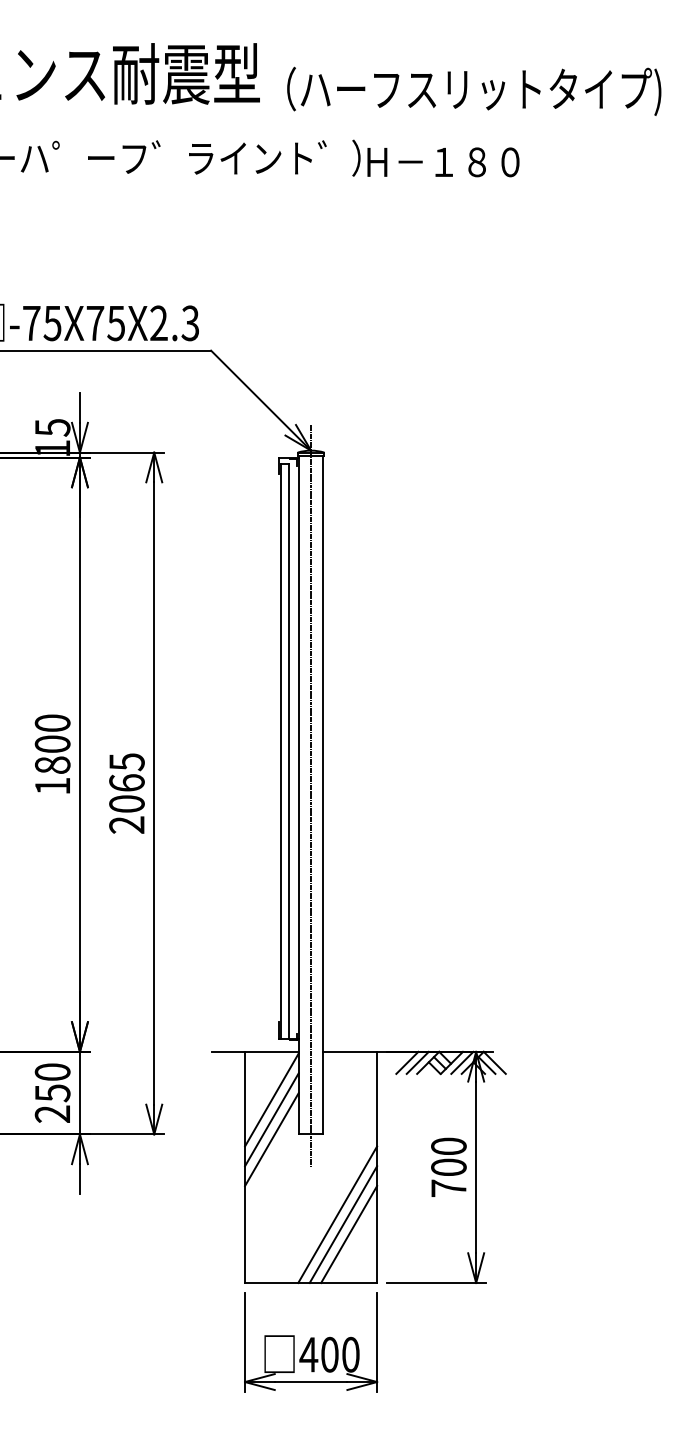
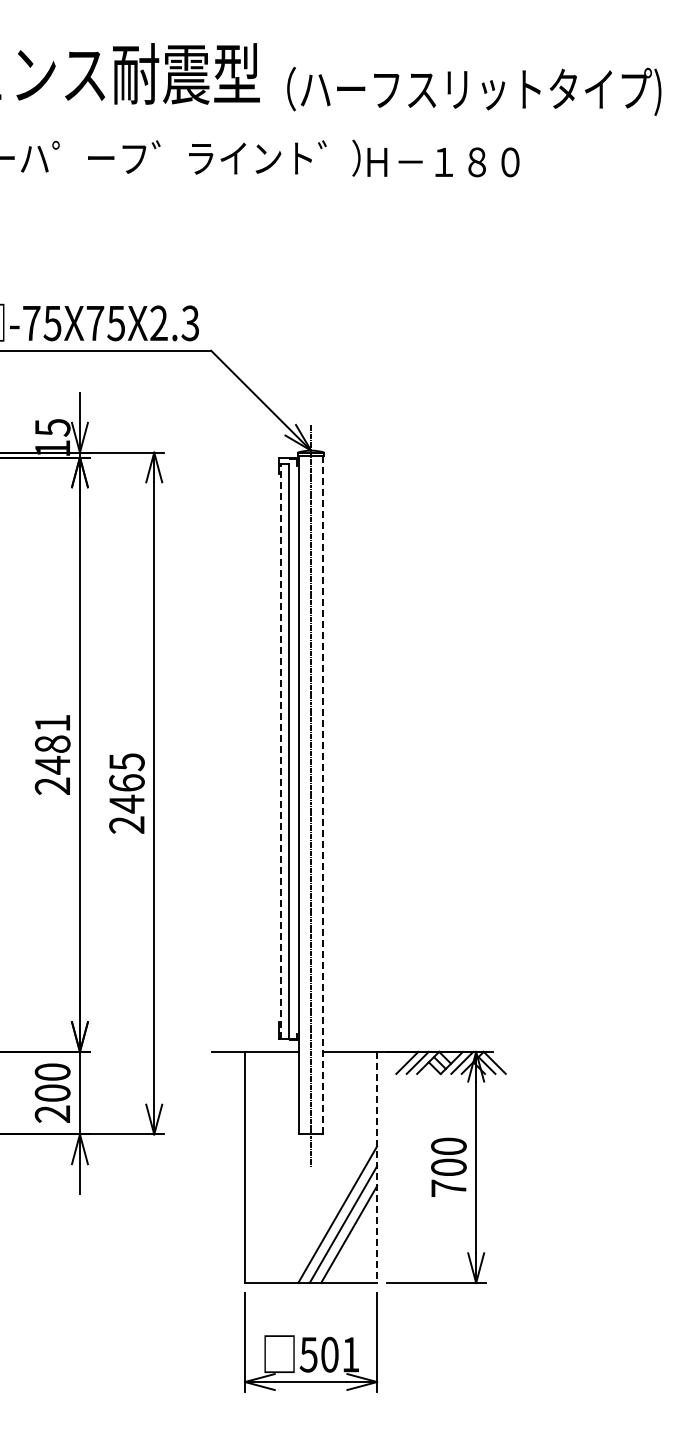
line: solid -> dashed (280, 750)
text: 1800 -> 2481 (52, 754)
line: solid -> dashed (323, 795)
text: 2065 -> 2465 (126, 803)
text: 250 -> 200 (52, 1093)
line: present -> none (271, 1099)
line: present -> none (271, 1119)
line: present -> none (271, 1139)
line: solid -> dashed (377, 1167)
text: 400 -> 501 (329, 1354)
